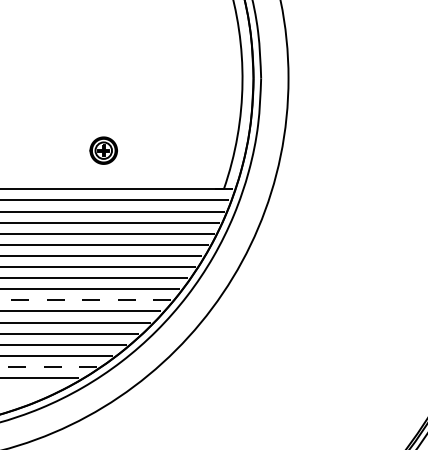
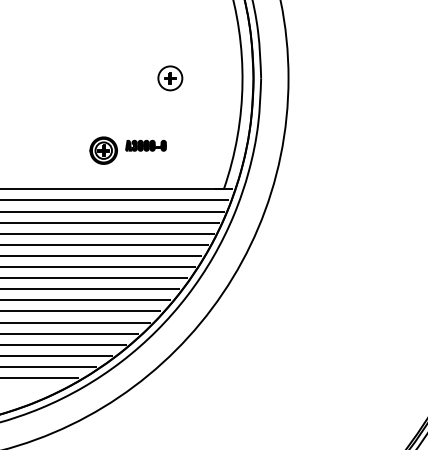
part: none -> present (170, 78)
part: none -> present (145, 145)
line: dashed -> solid (85, 300)
line: dashed -> solid (48, 366)
